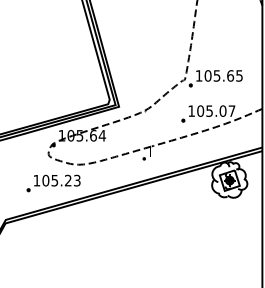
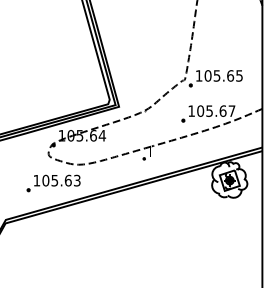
text: 105.07 -> 105.67 (222, 110)
text: 105.23 -> 105.63 (67, 180)
